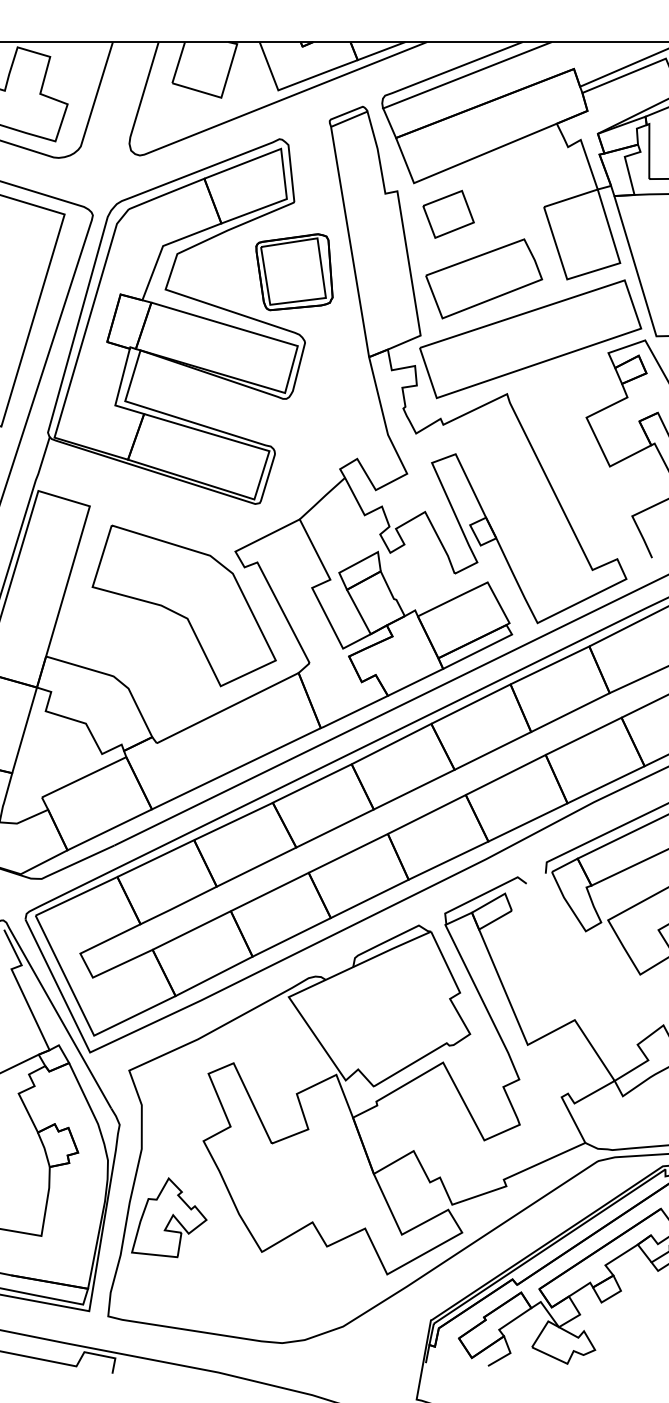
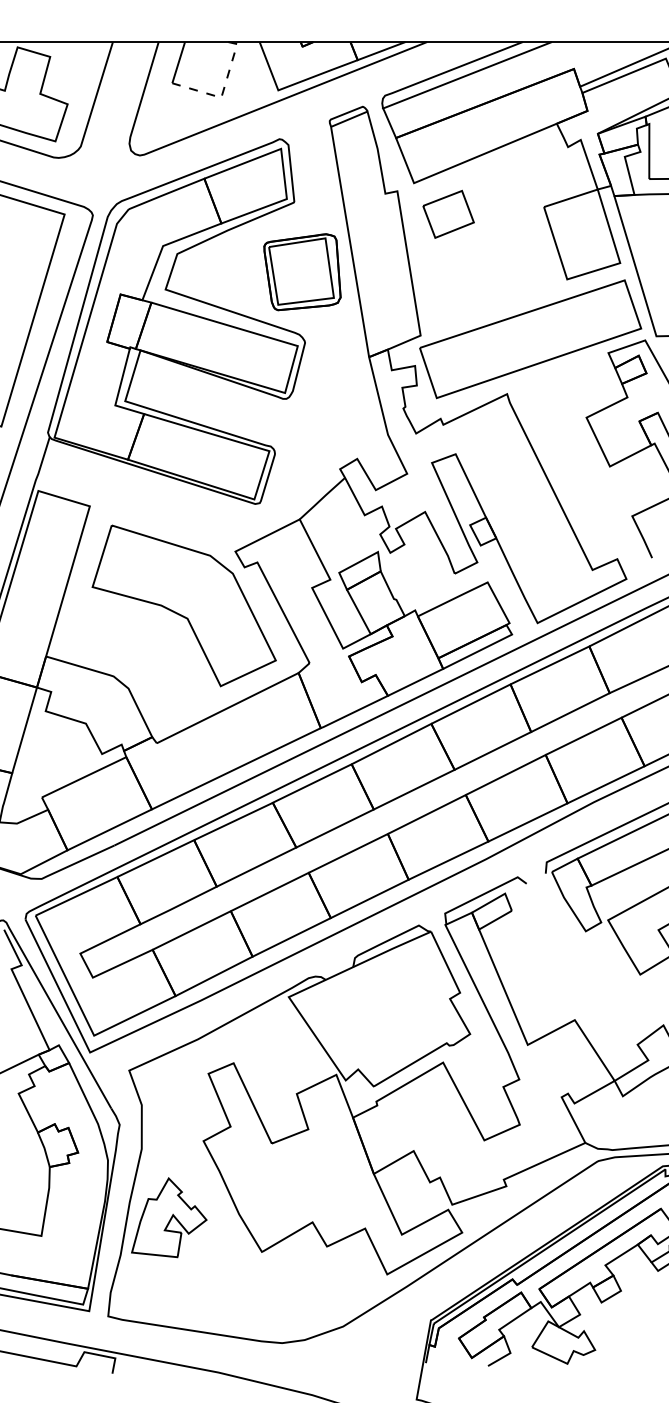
line: solid -> dashed (223, 91)
part position: (294, 272) -> (302, 272) (302, 272)
part: present -> none (484, 278)
